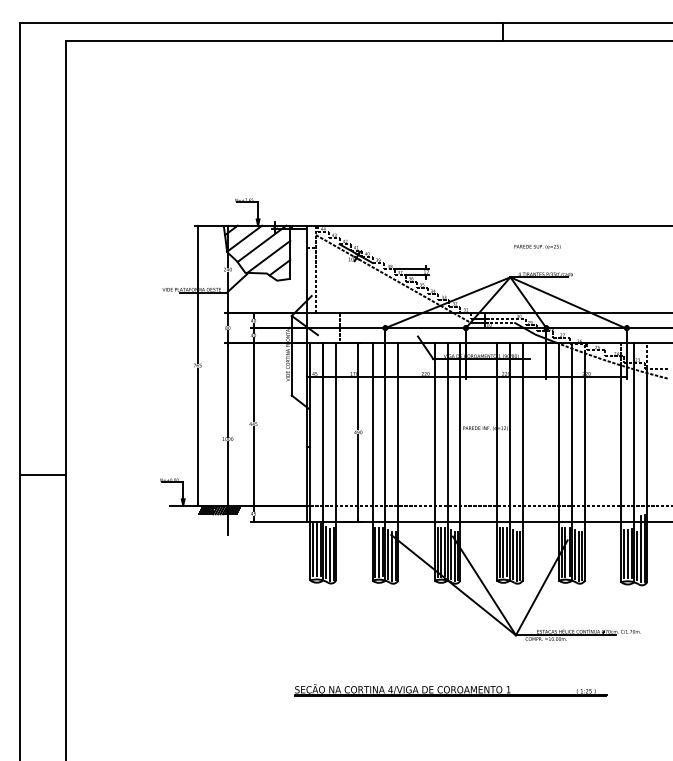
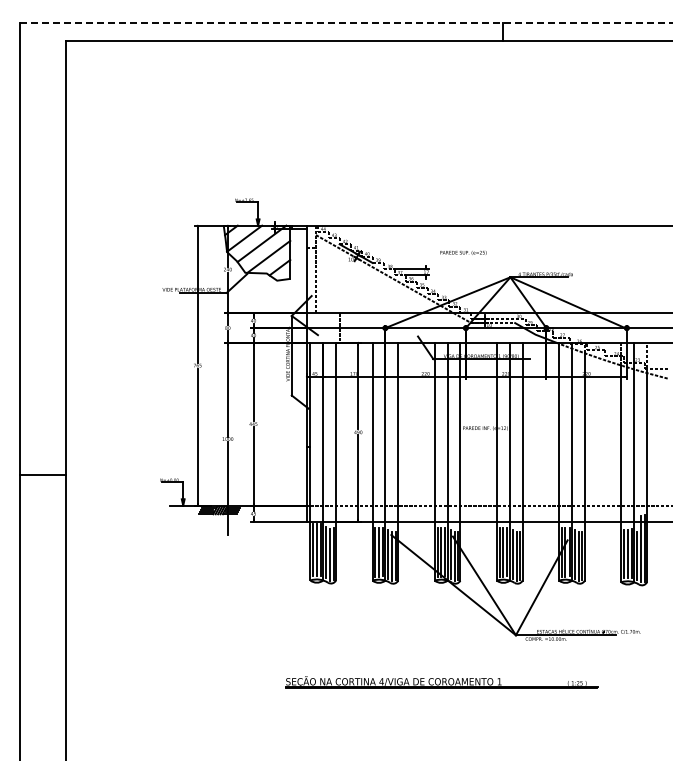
line: solid -> dashed (347, 22)
text position: (537, 246) -> (463, 252) (463, 252)
part position: (450, 690) -> (441, 682) (441, 682)
